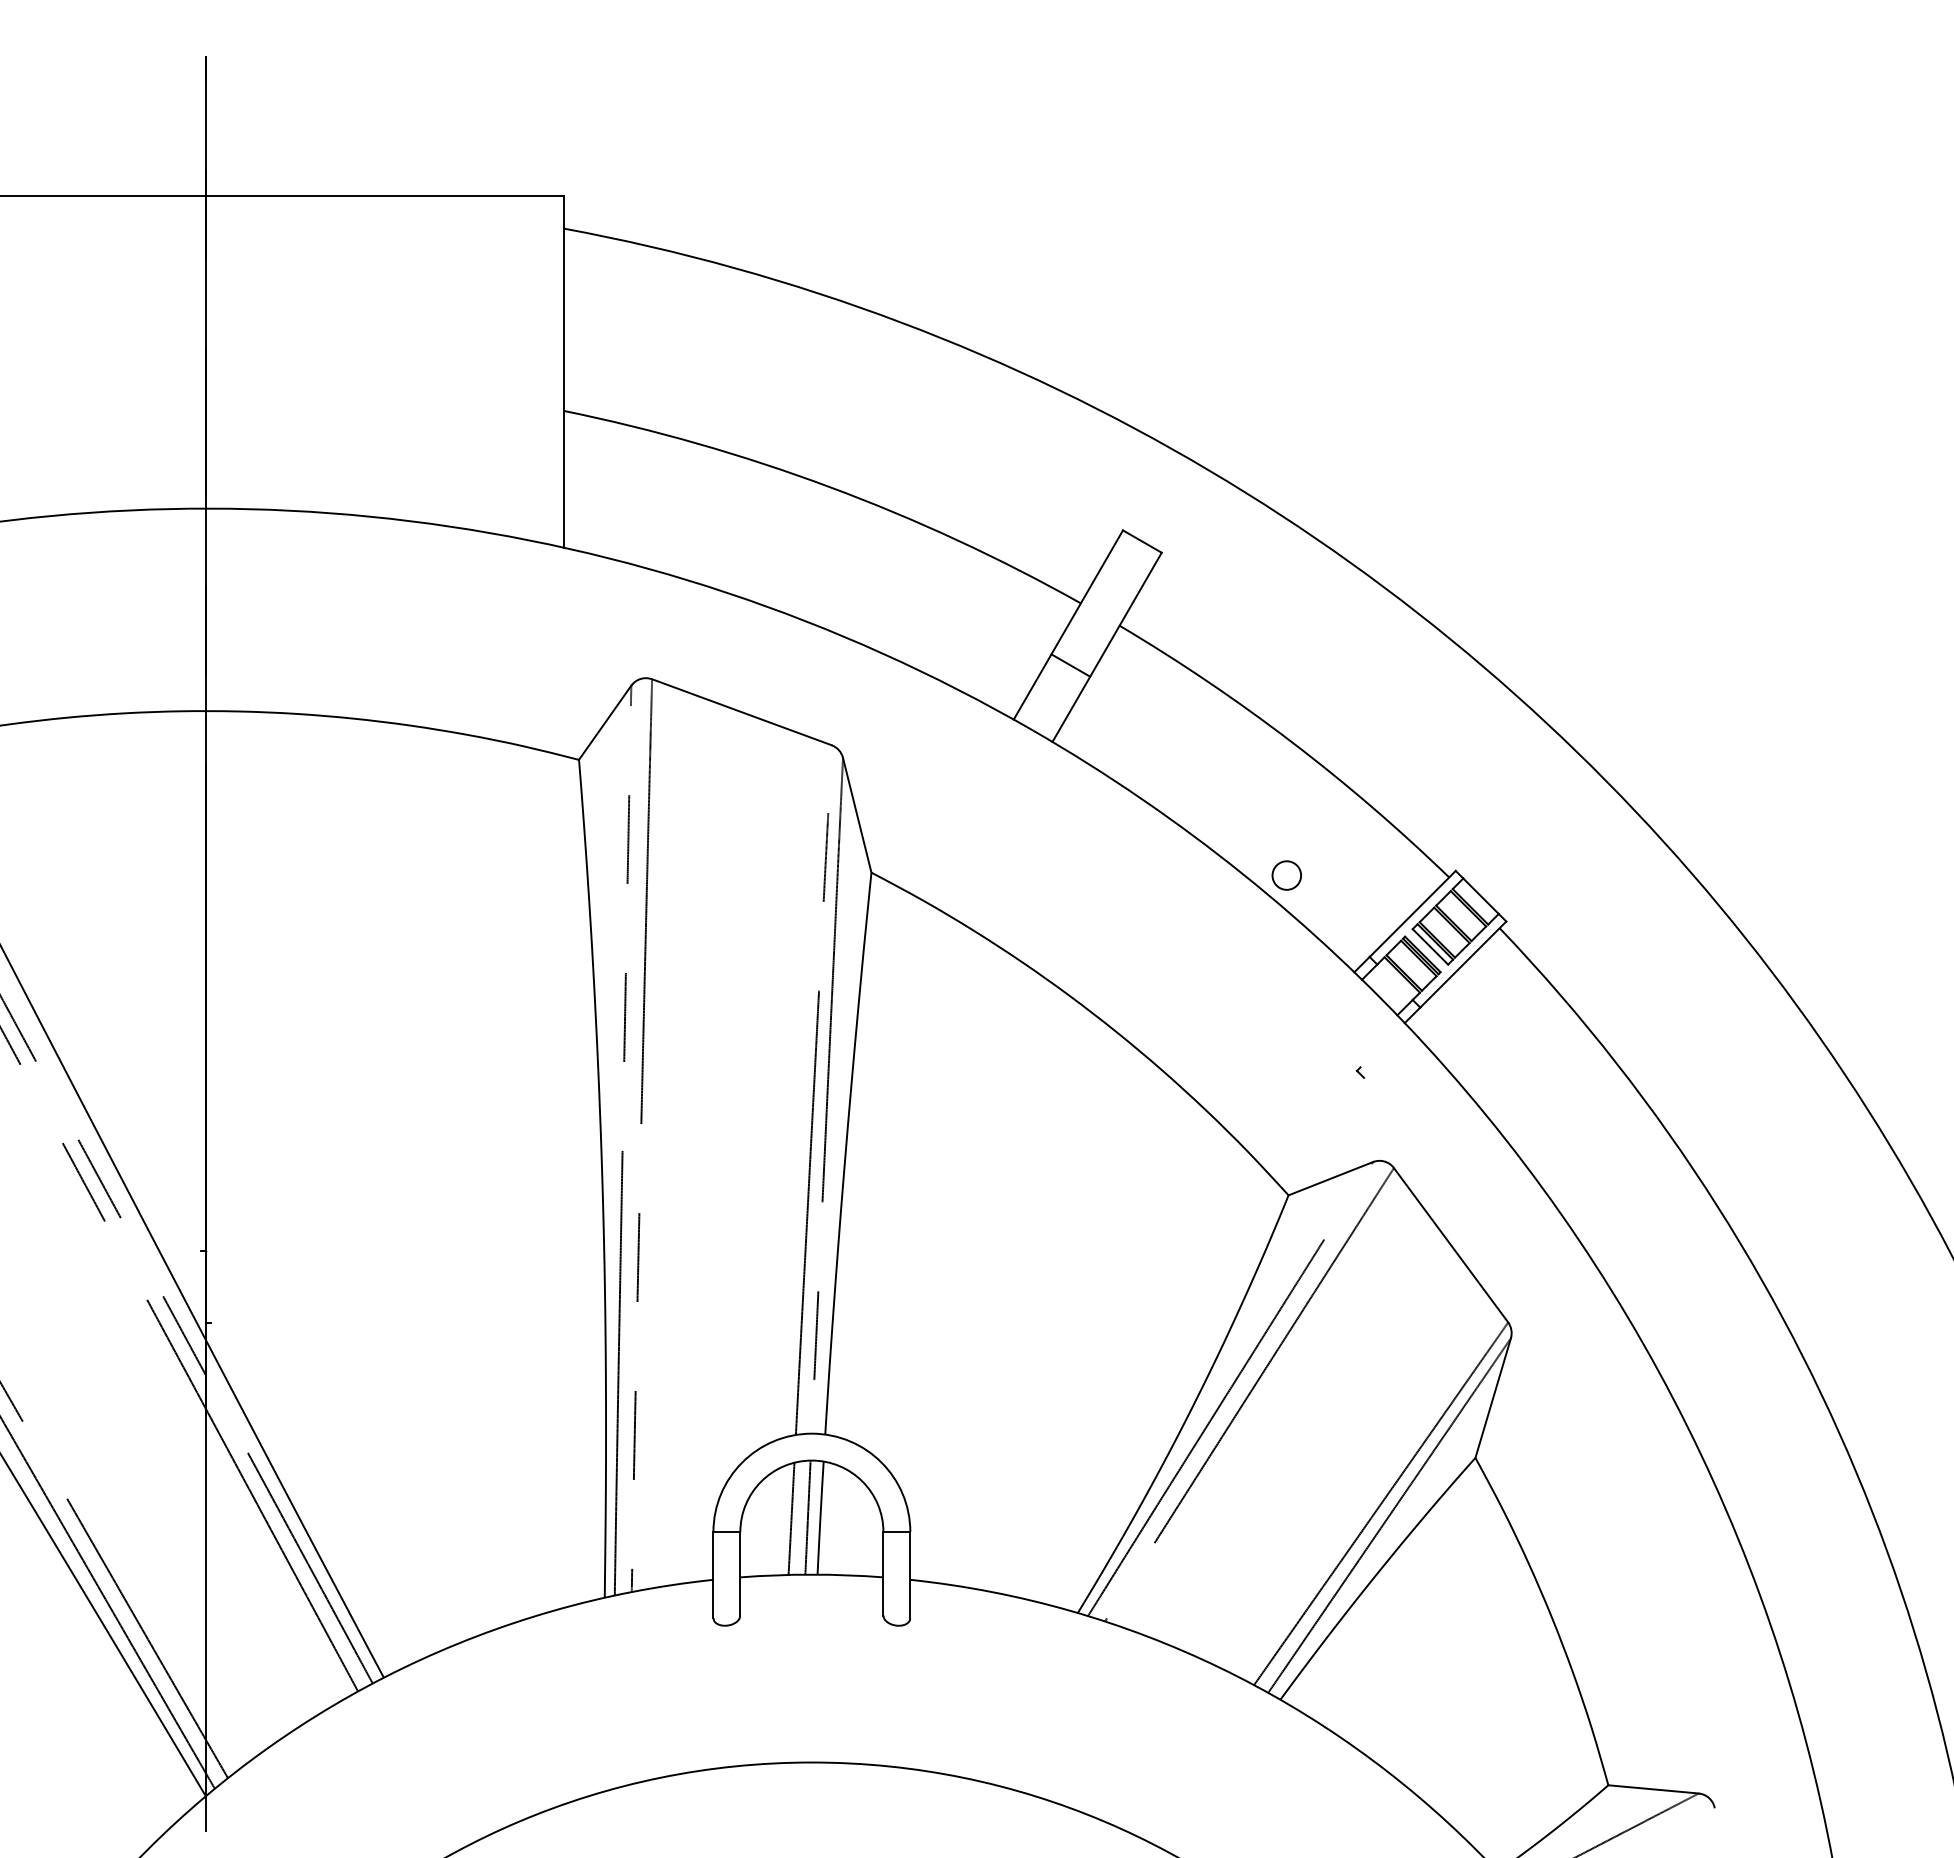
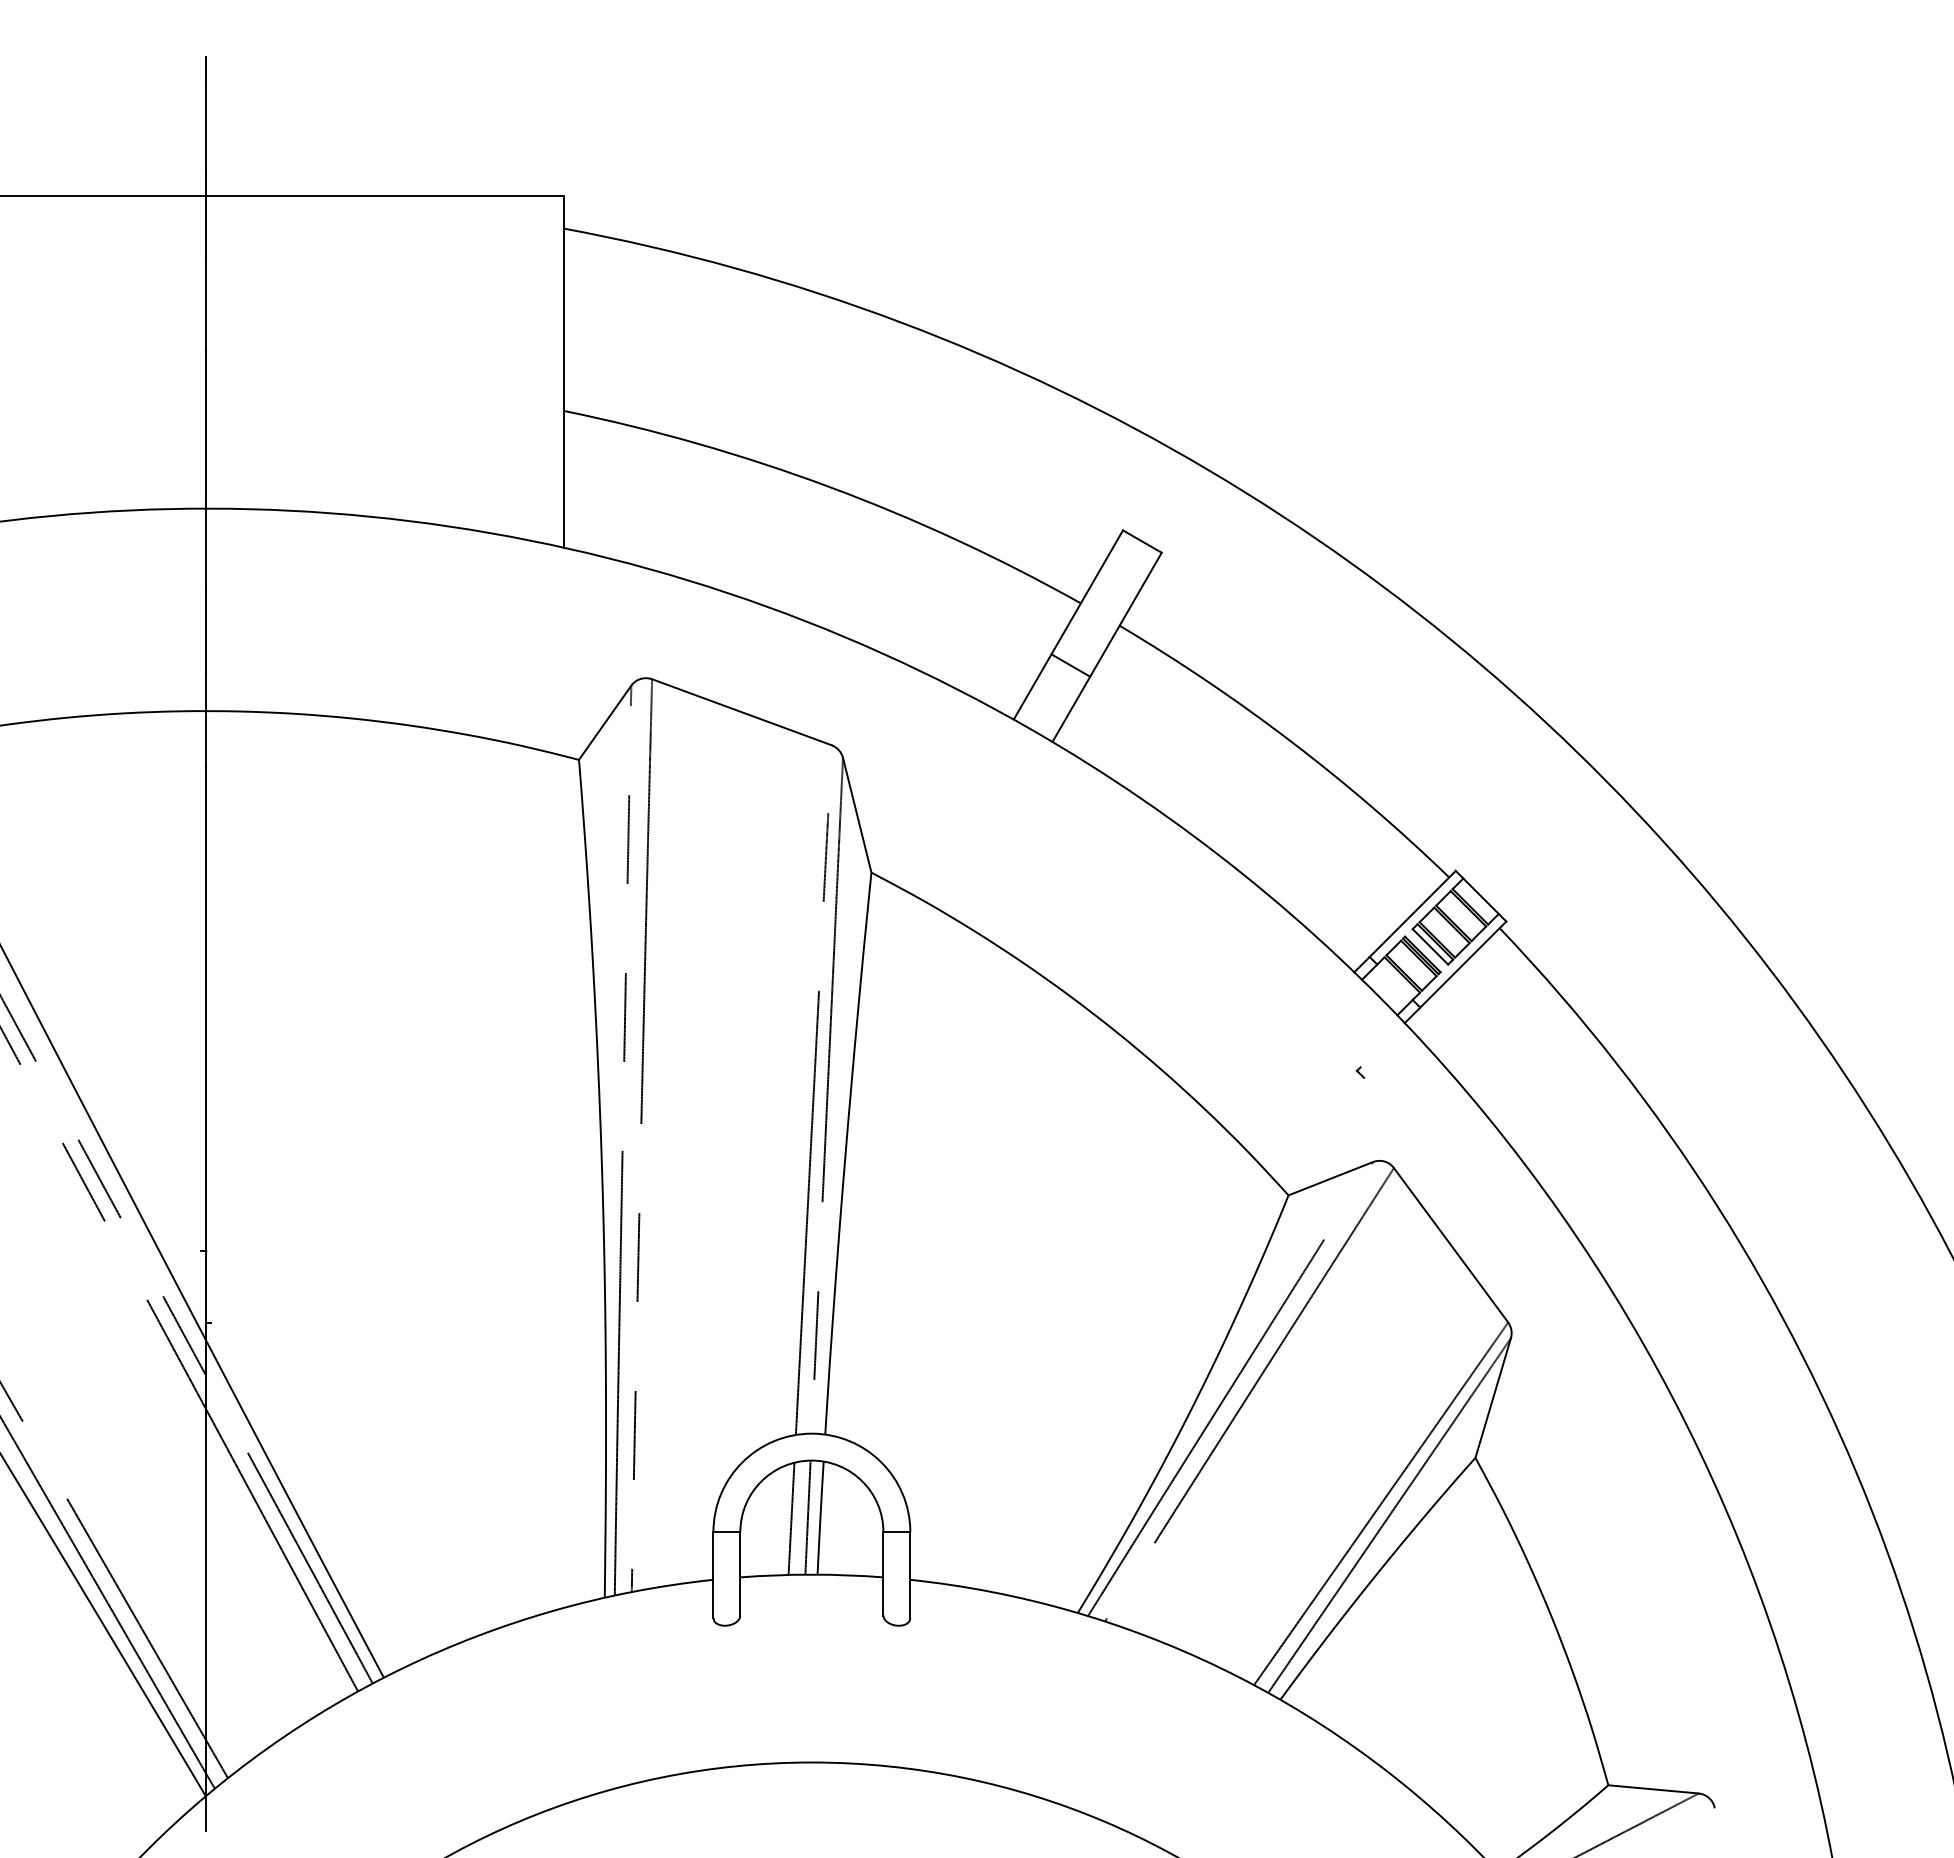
circle: present -> none (1286, 875)
